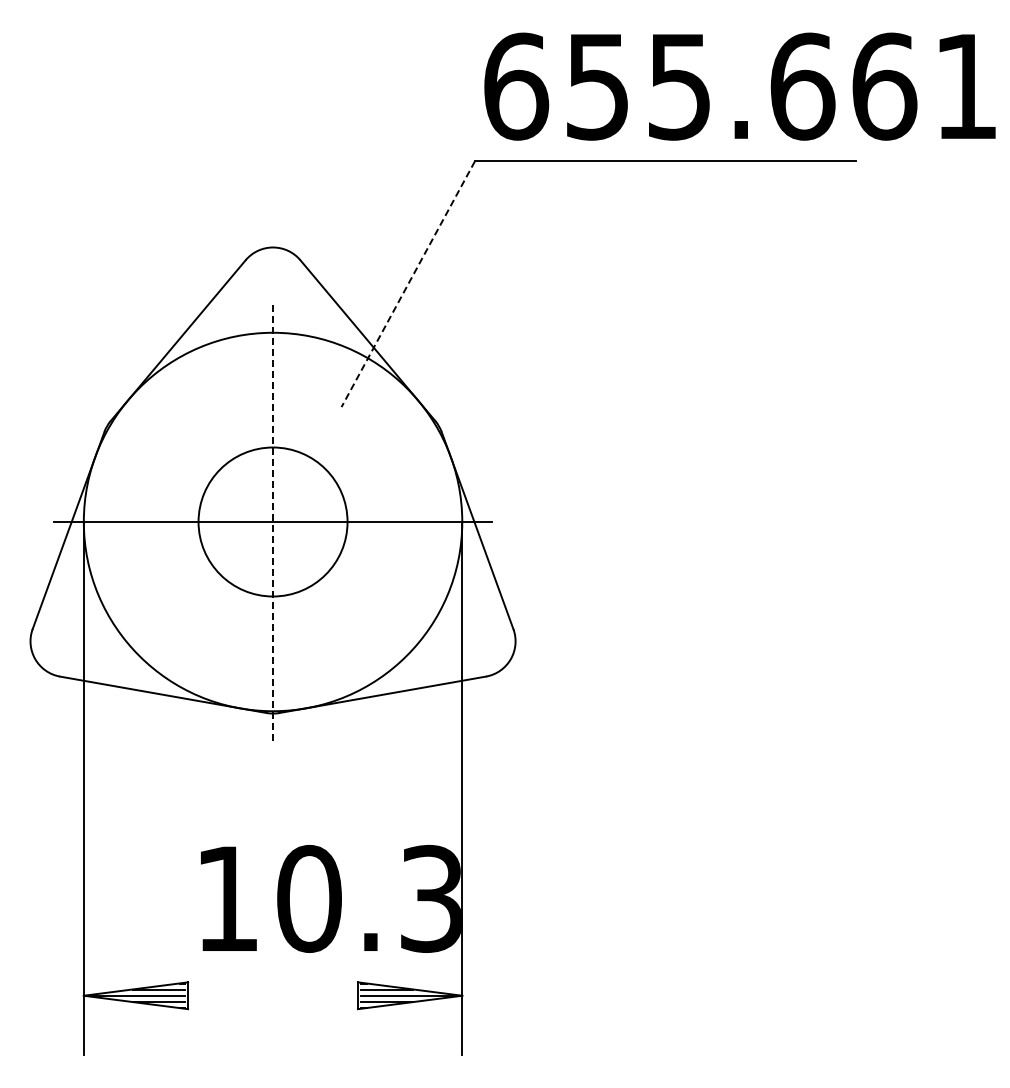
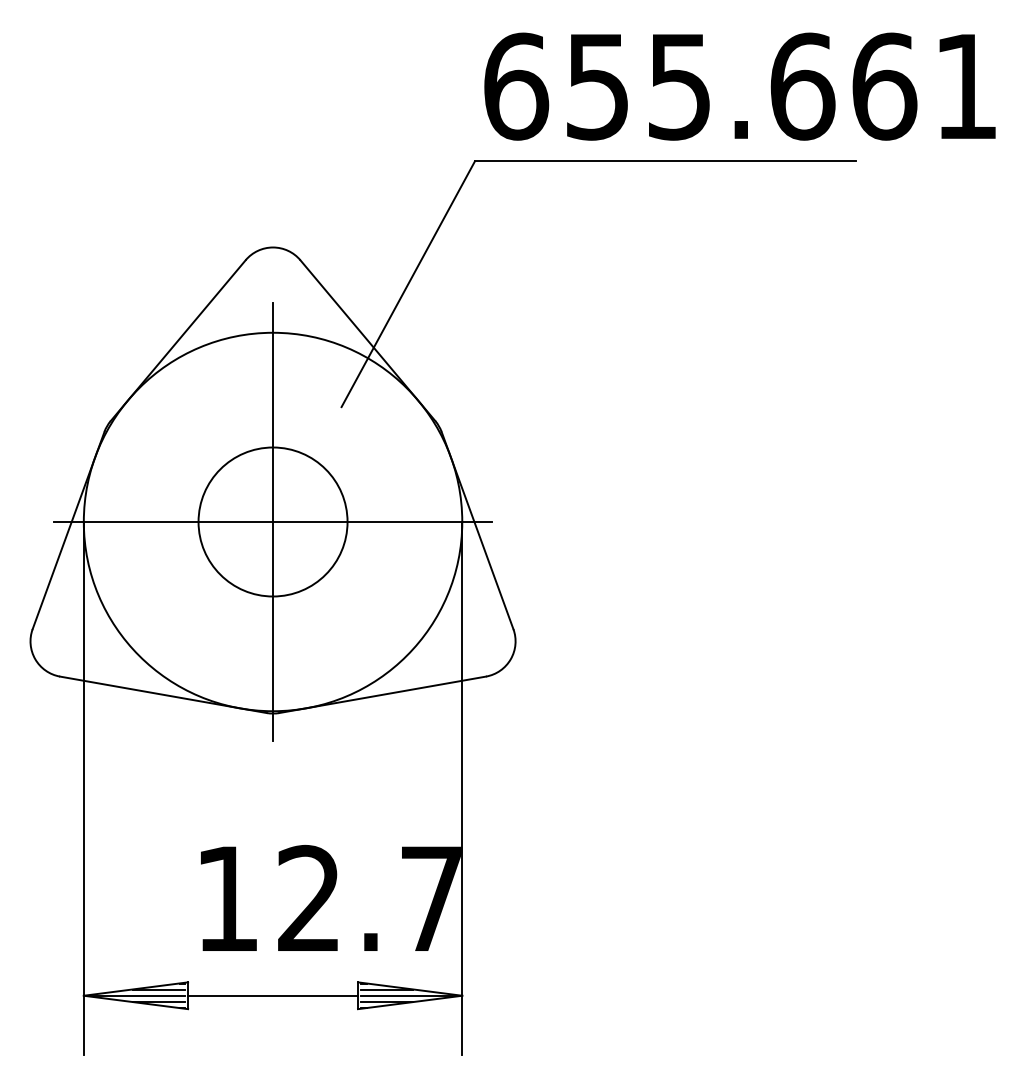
line: dashed -> solid (408, 284)
line: dashed -> solid (273, 521)
text: 10.3 -> 12.7 (368, 898)
line: none -> present (272, 995)
